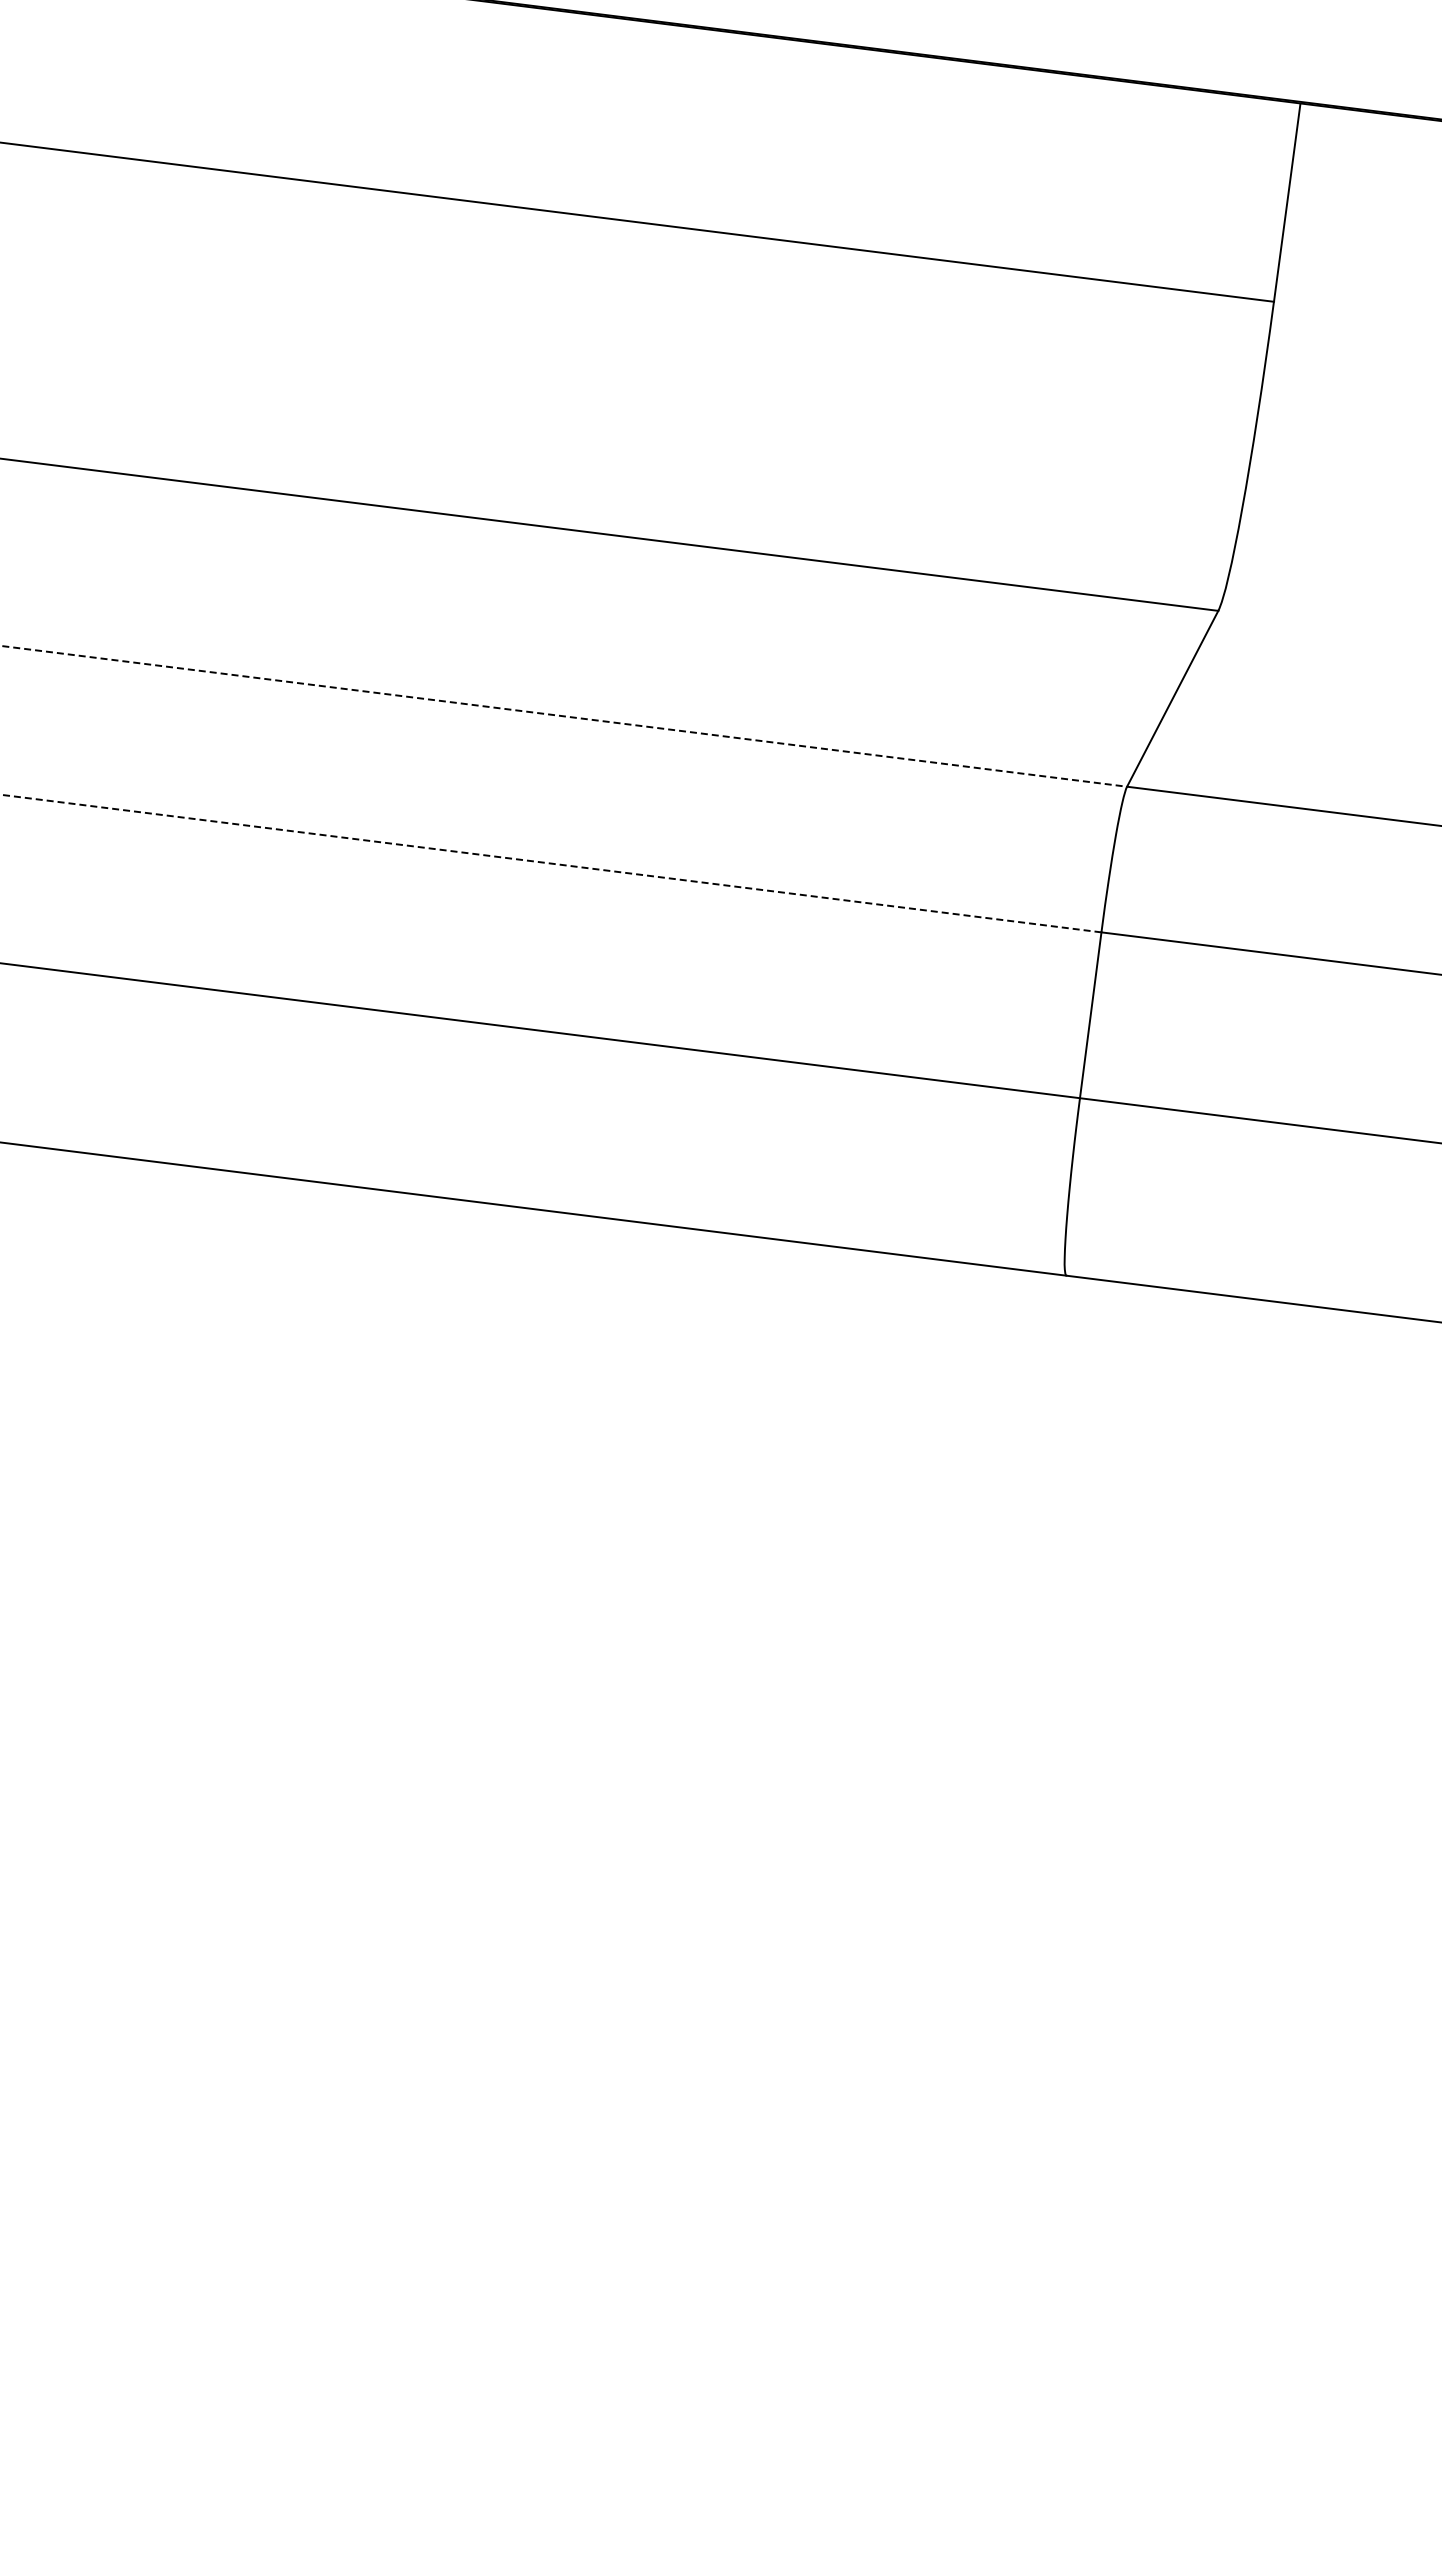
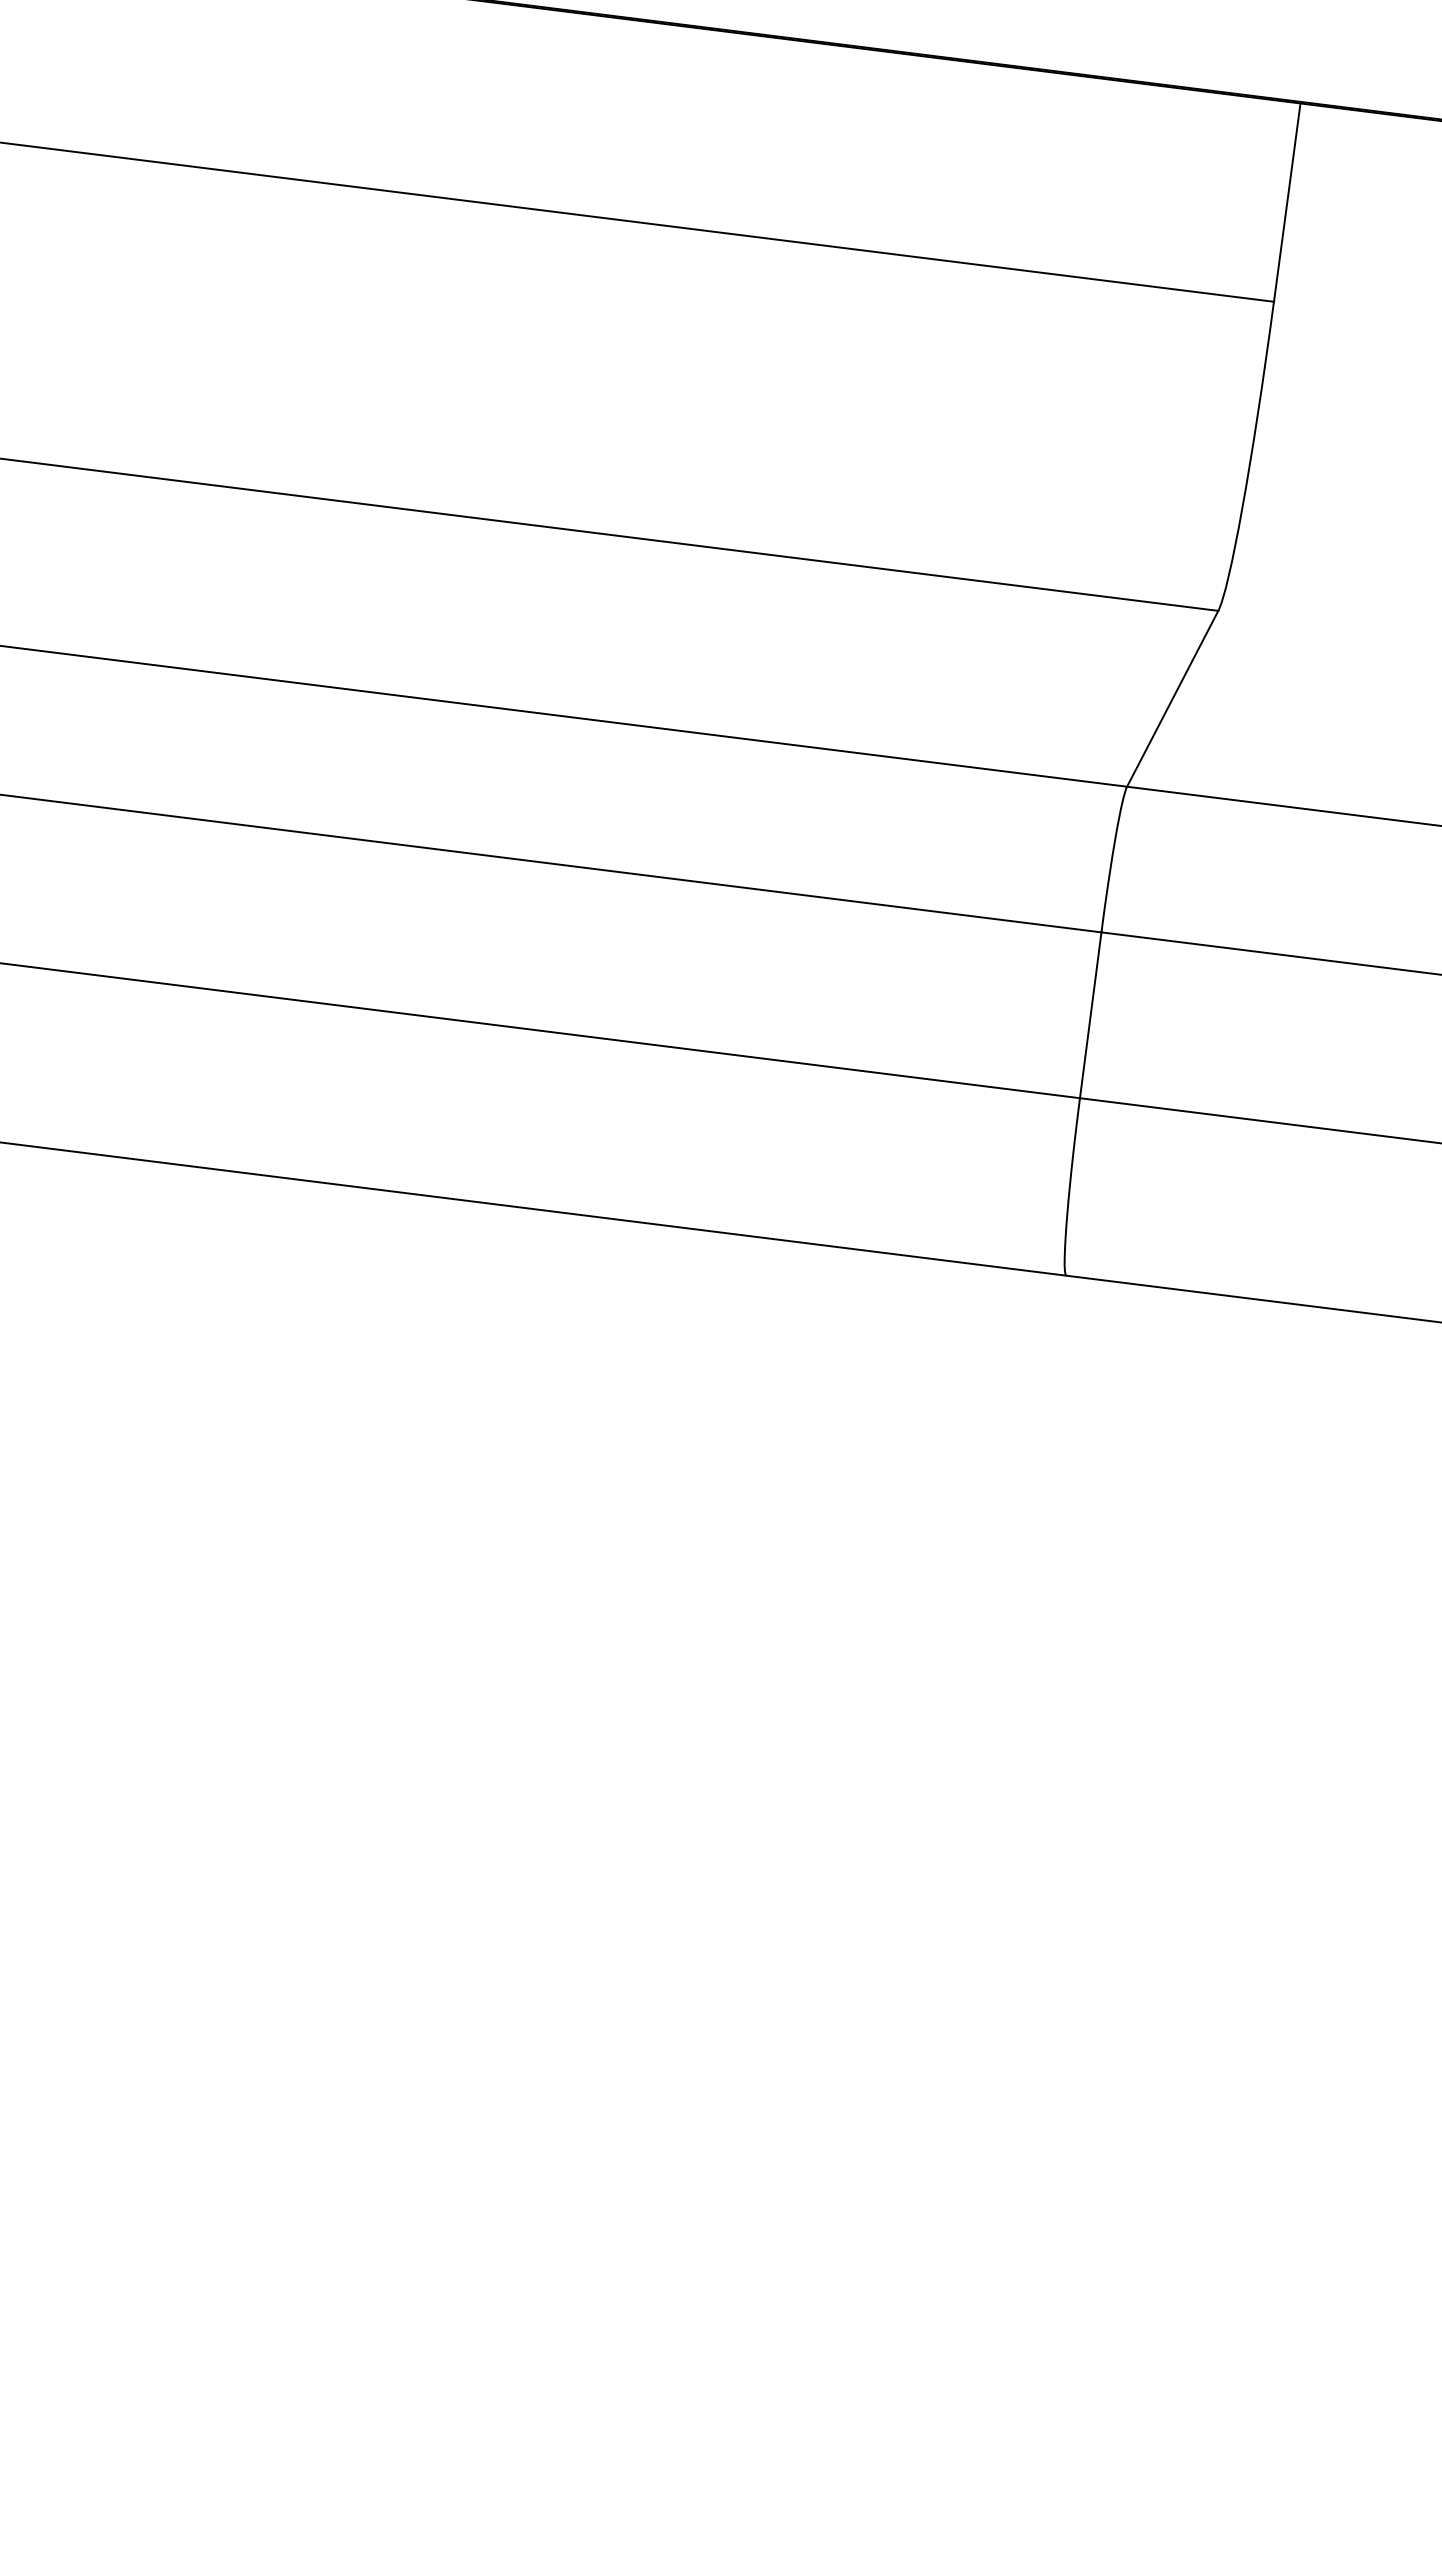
line: dashed -> solid (563, 716)
line: dashed -> solid (550, 863)
